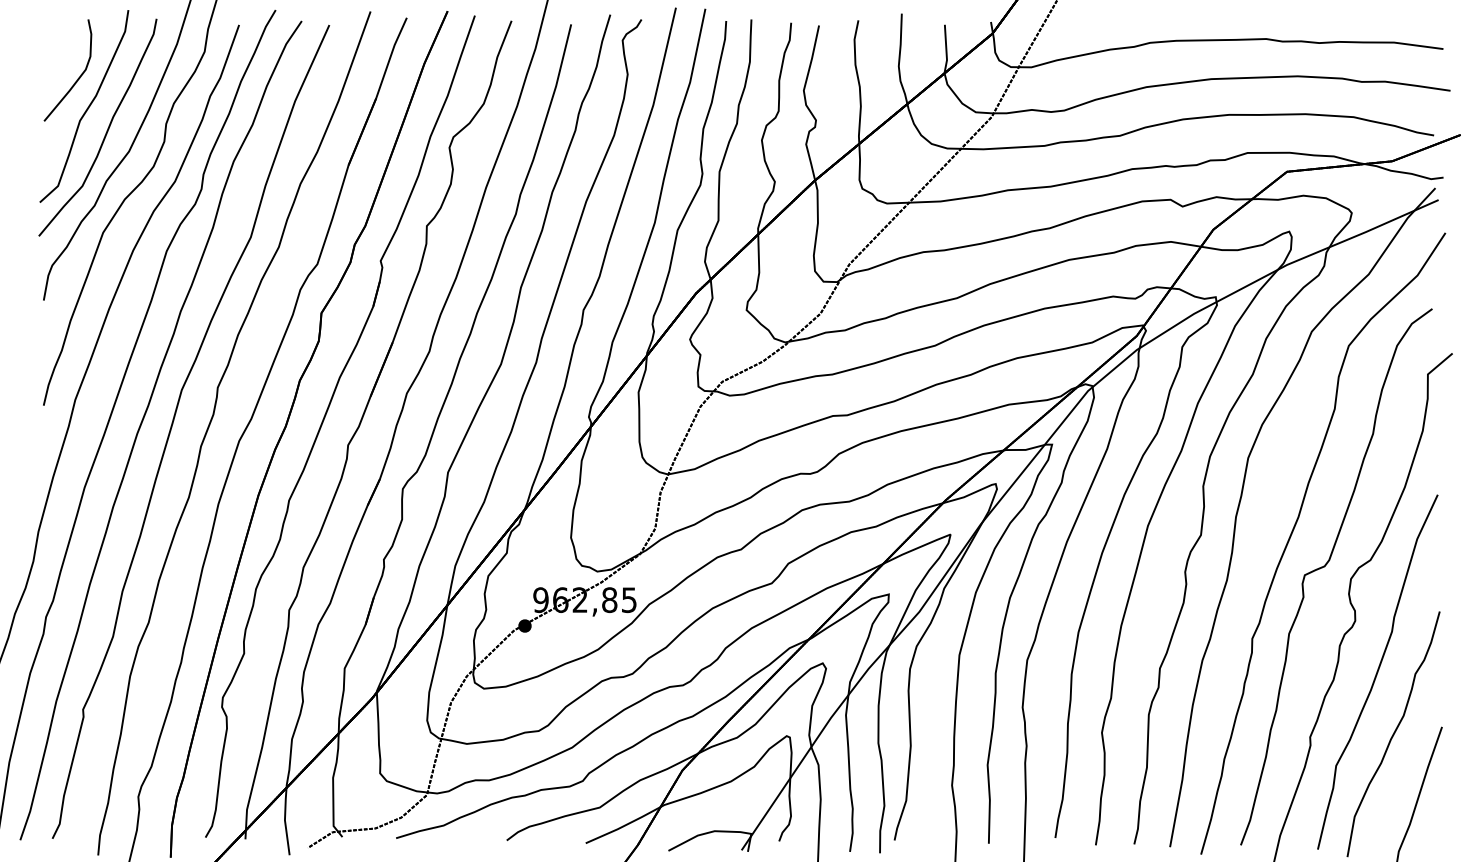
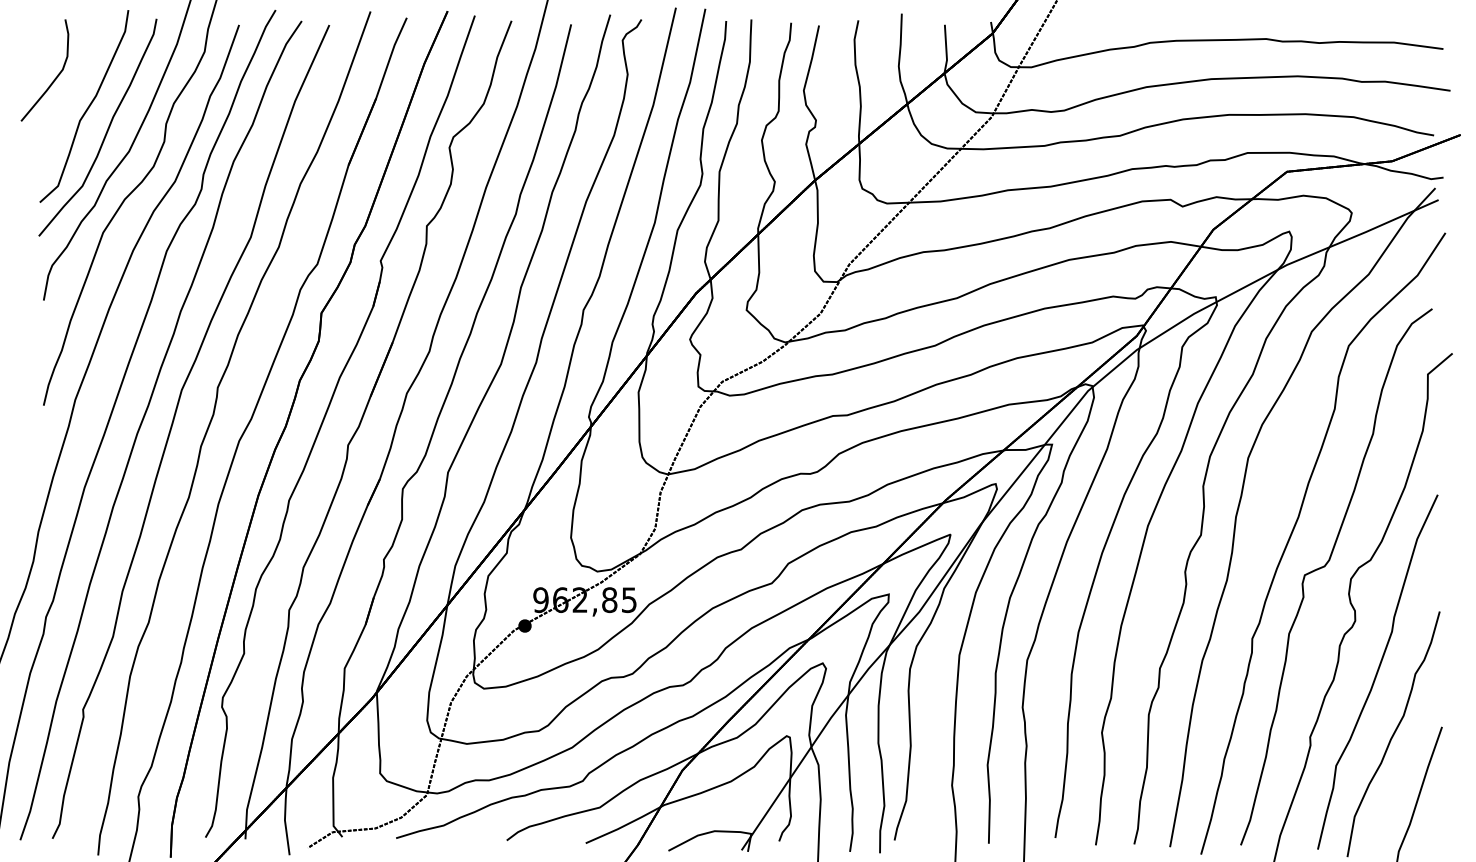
part position: (77, 78) -> (54, 78) (54, 78)
